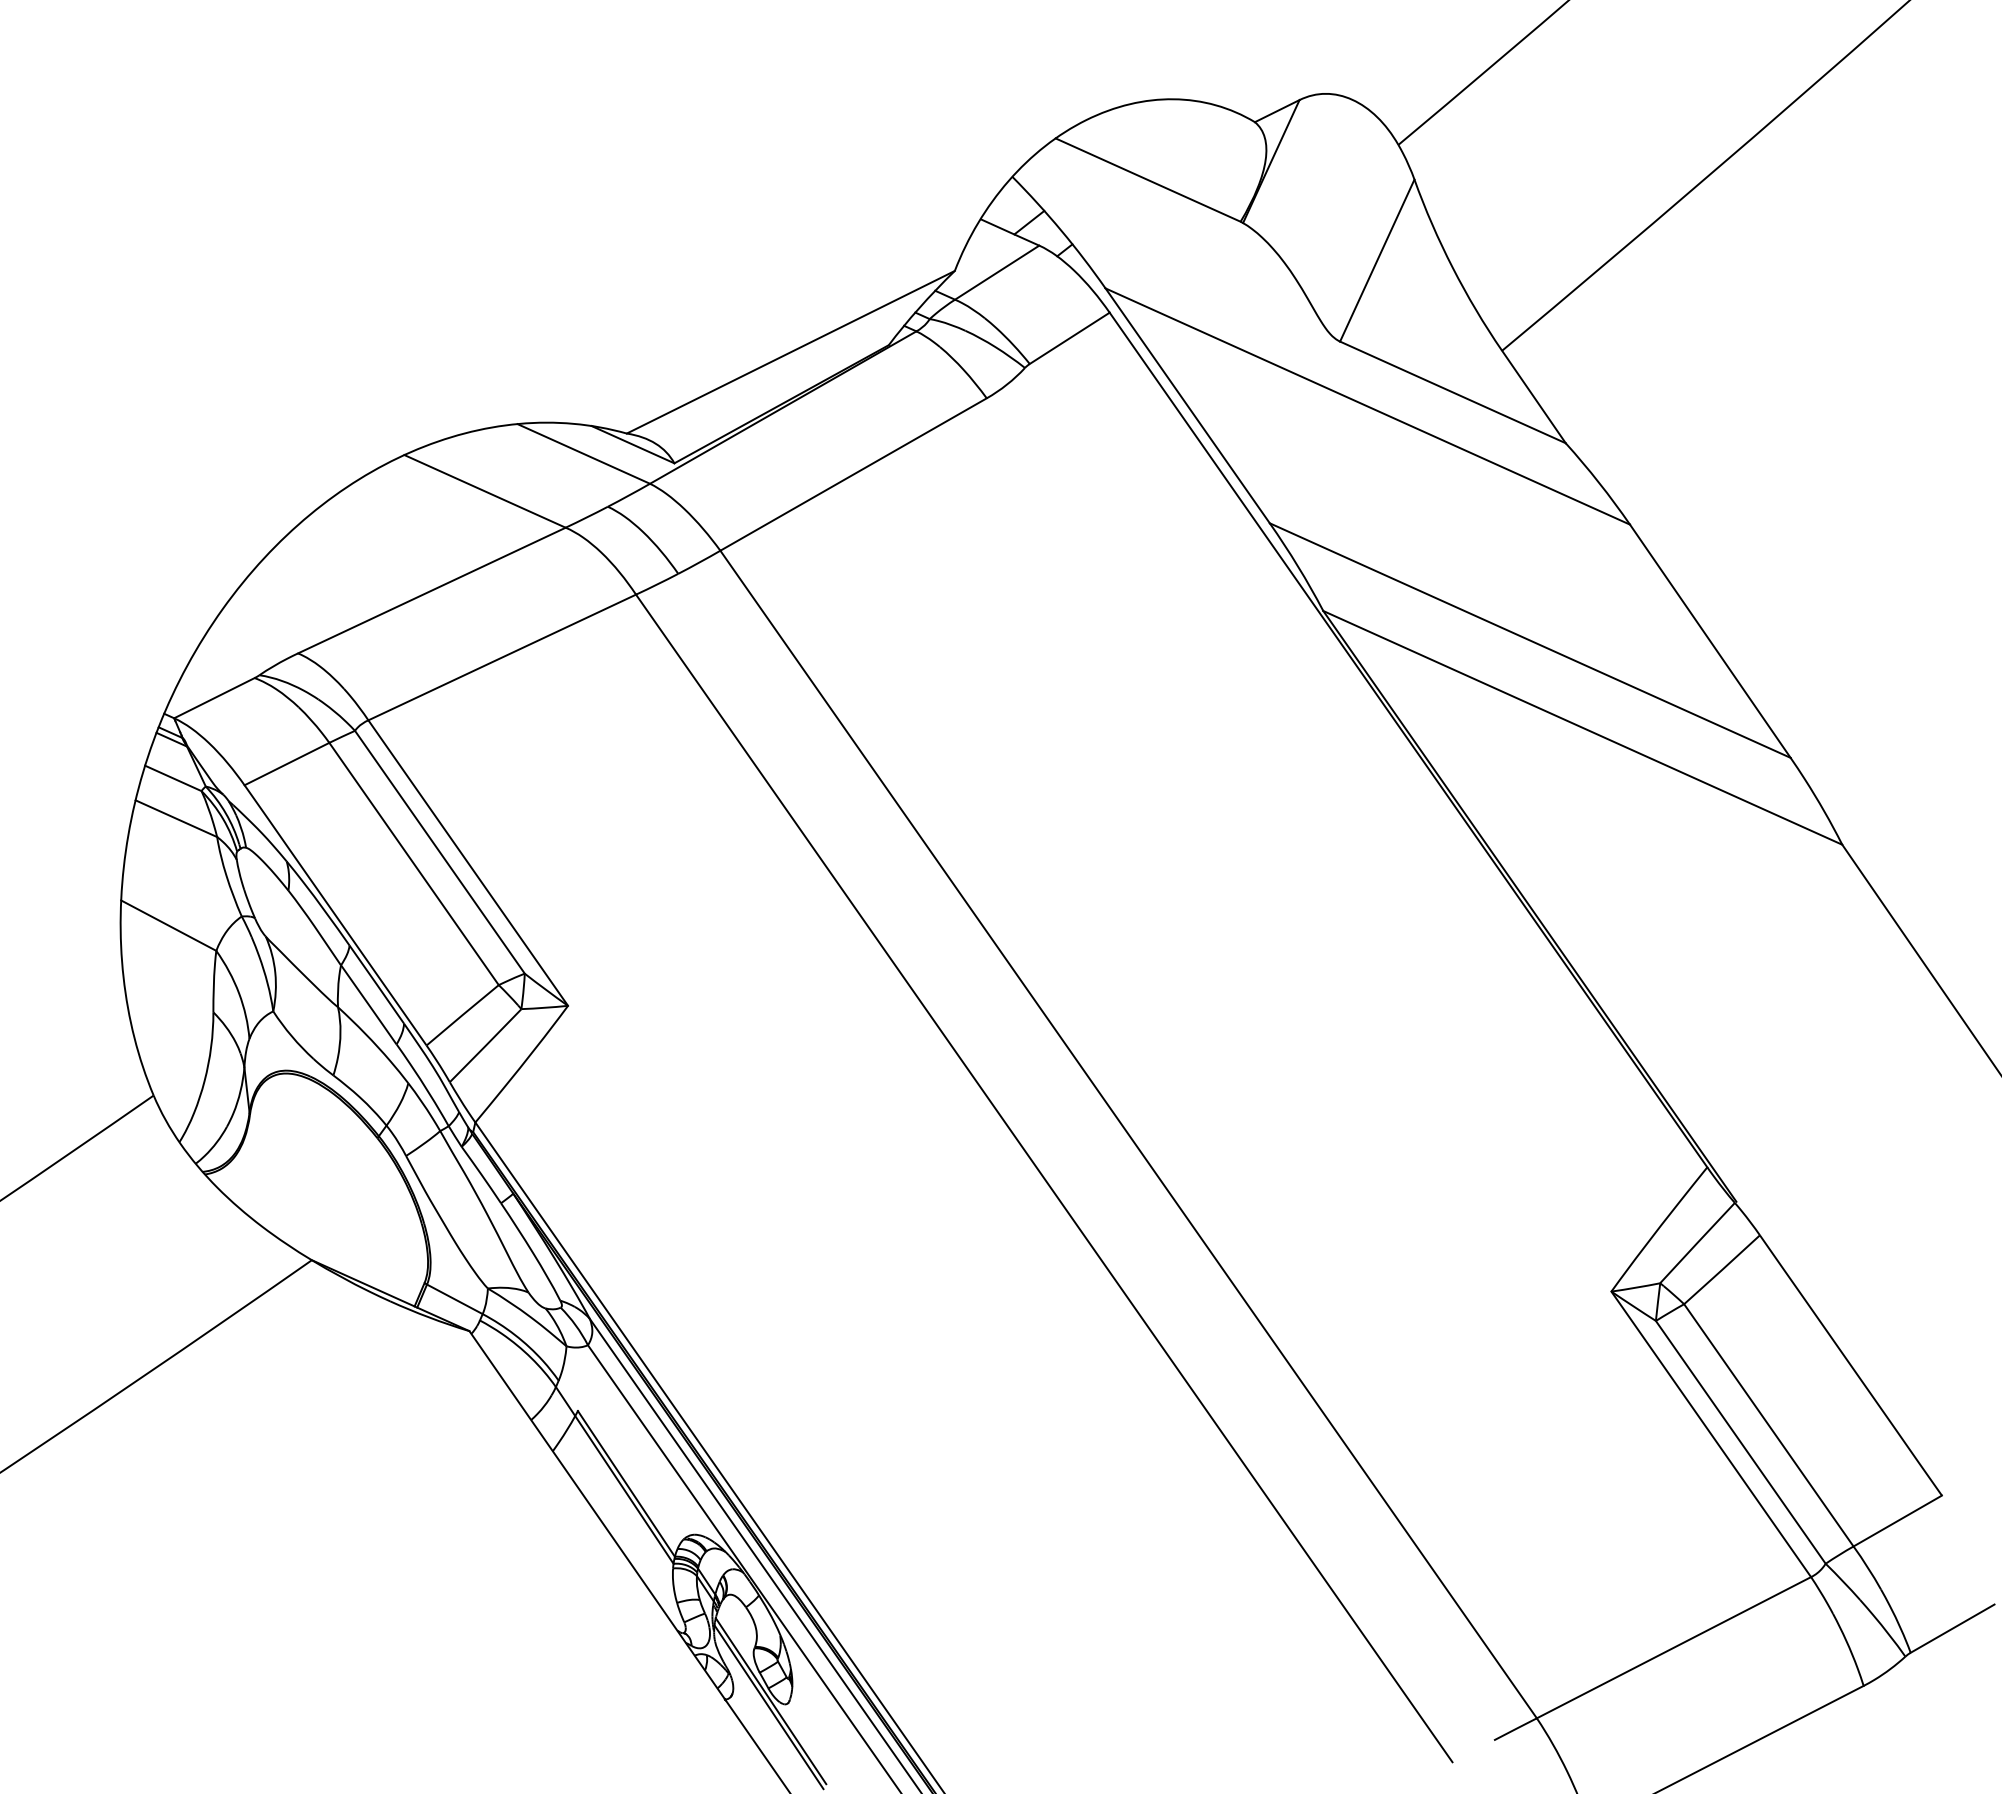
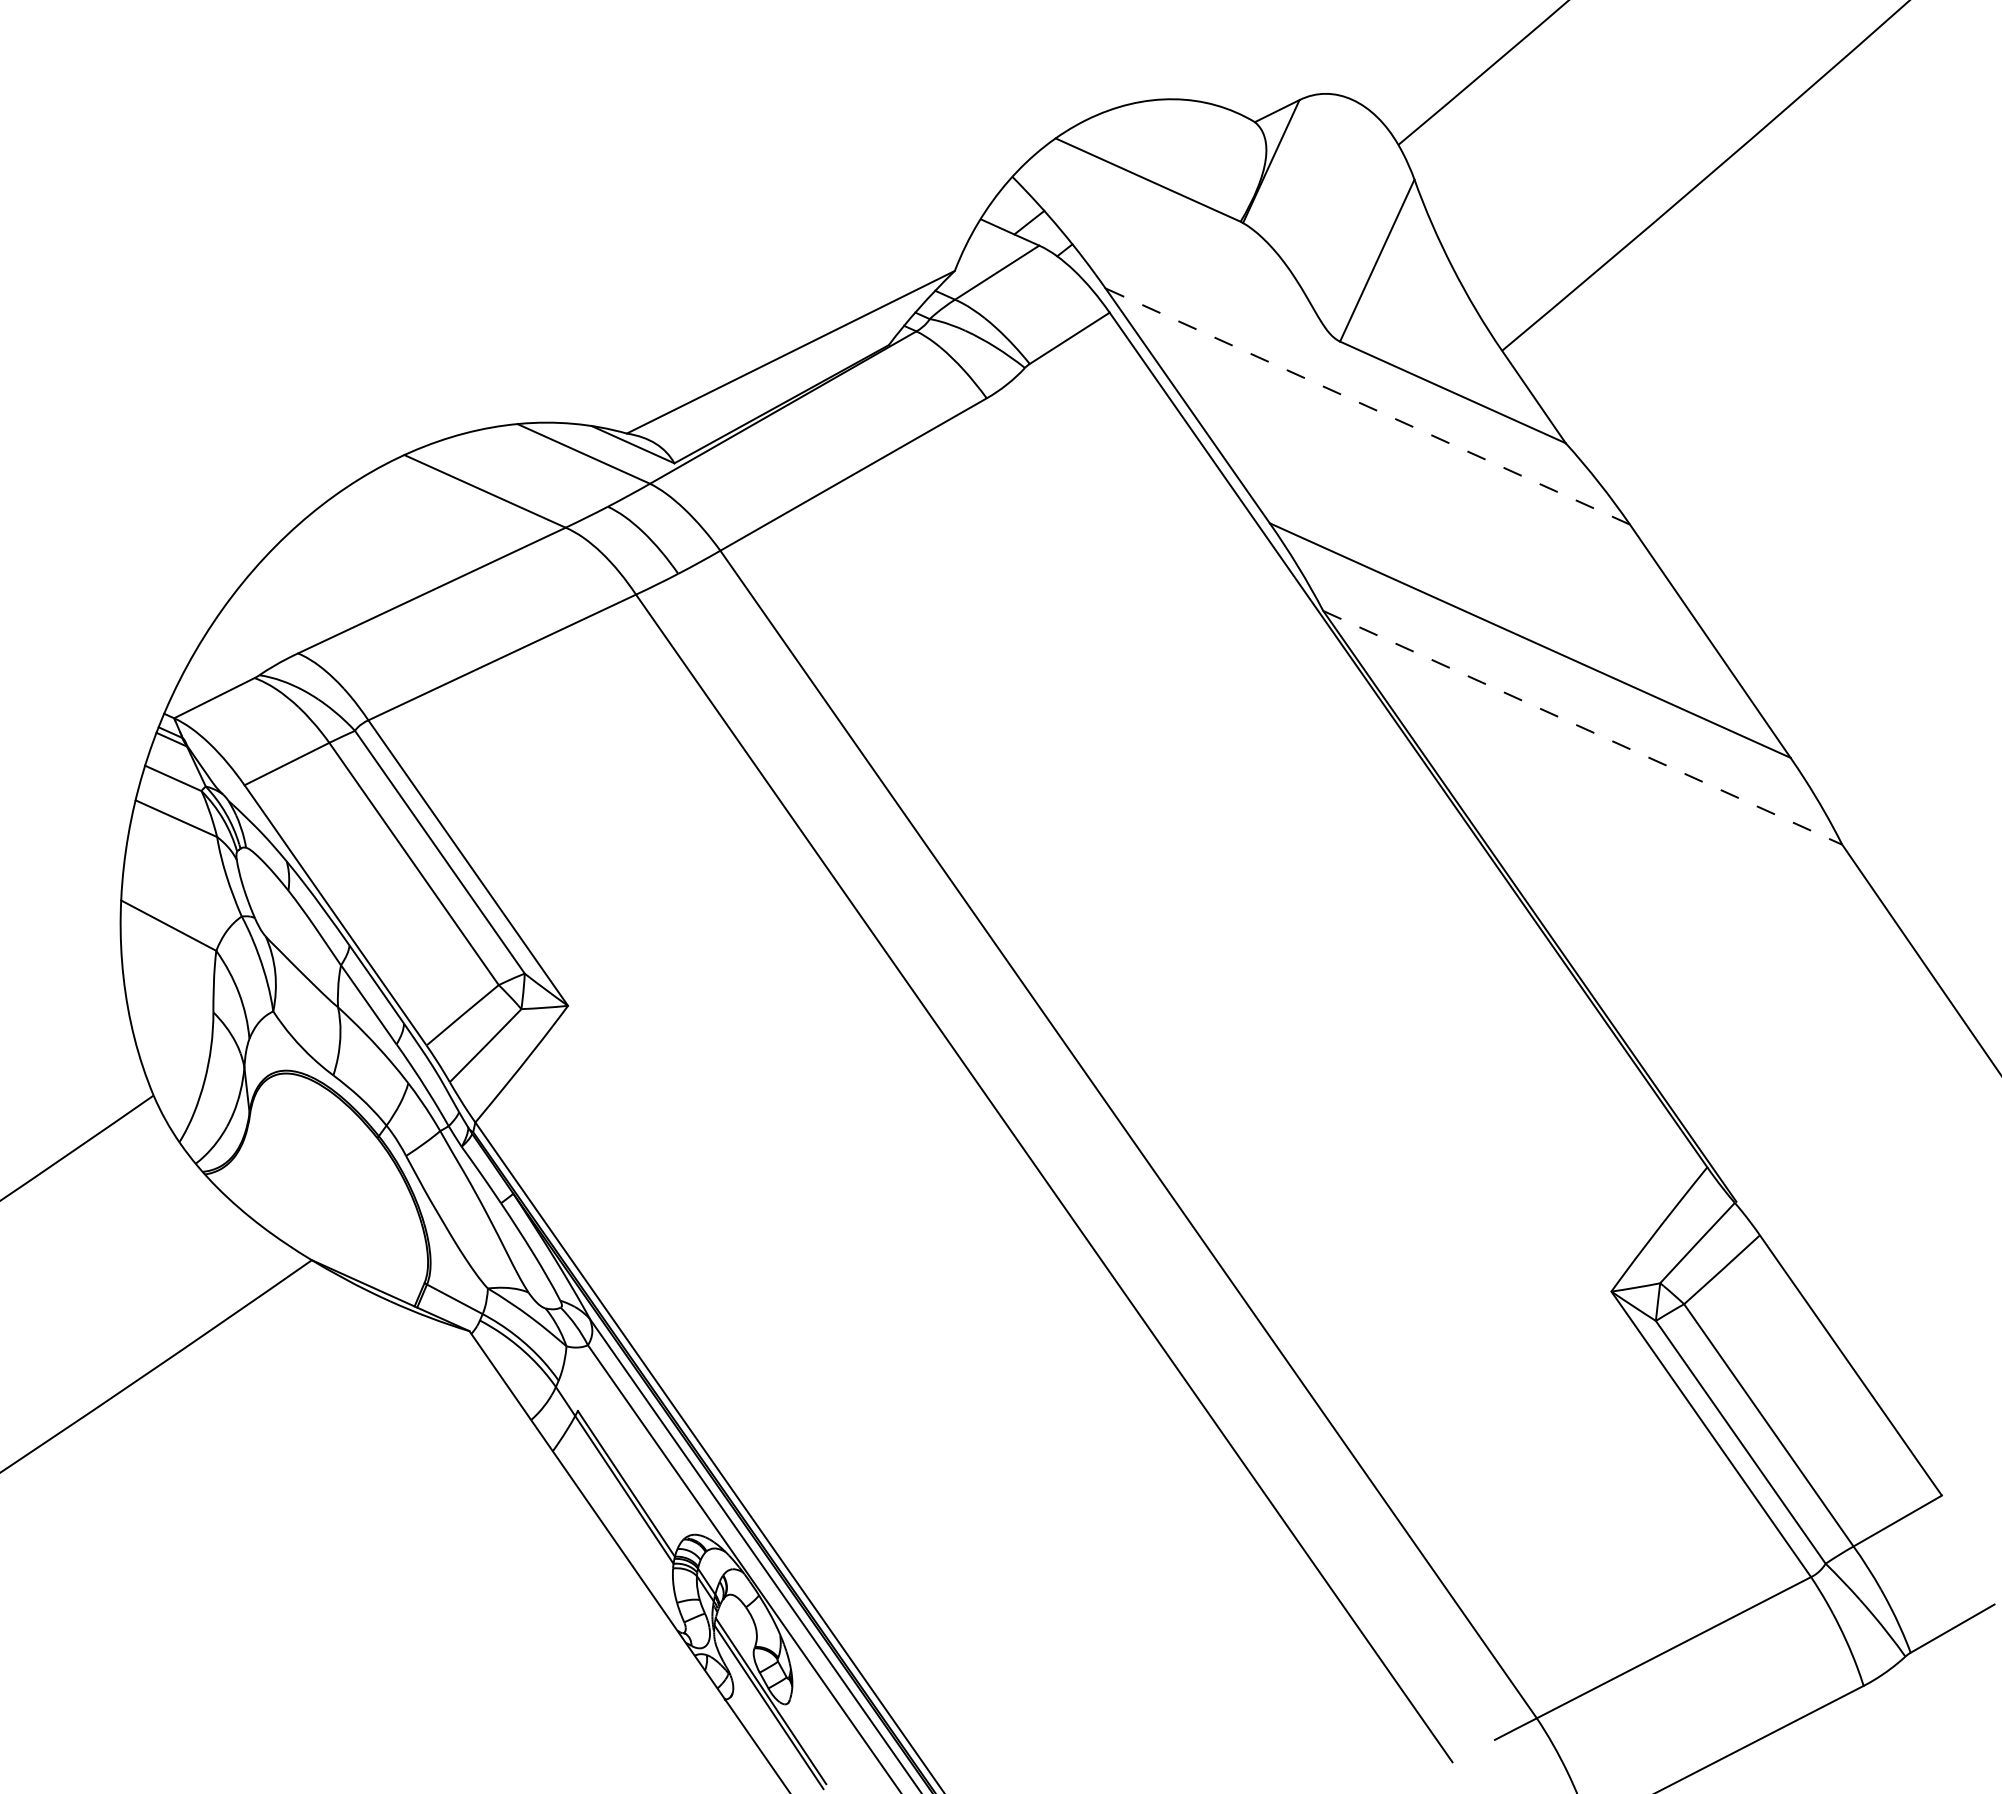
line: solid -> dashed (1367, 406)
line: solid -> dashed (1582, 727)
